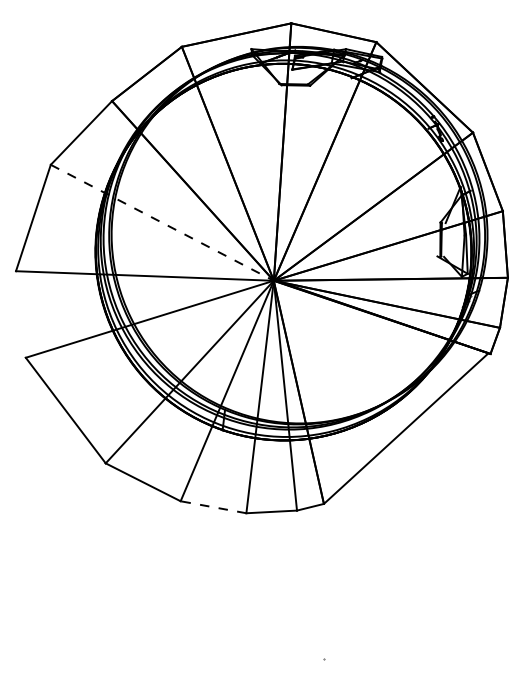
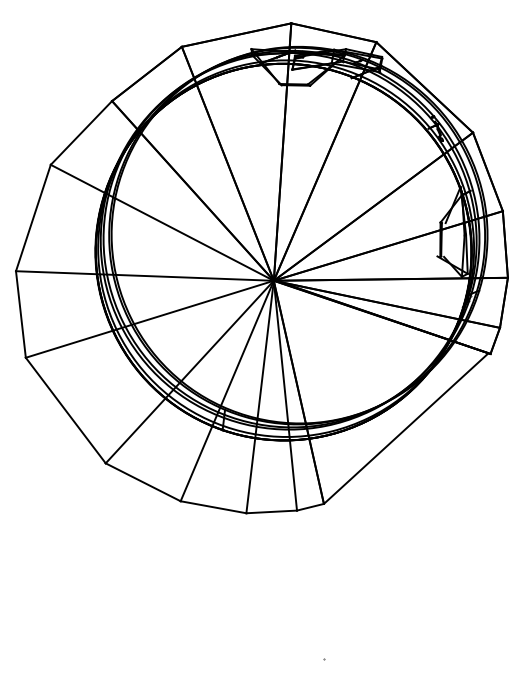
line: dashed -> solid (162, 222)
line: none -> present (20, 314)
line: dashed -> solid (213, 507)
